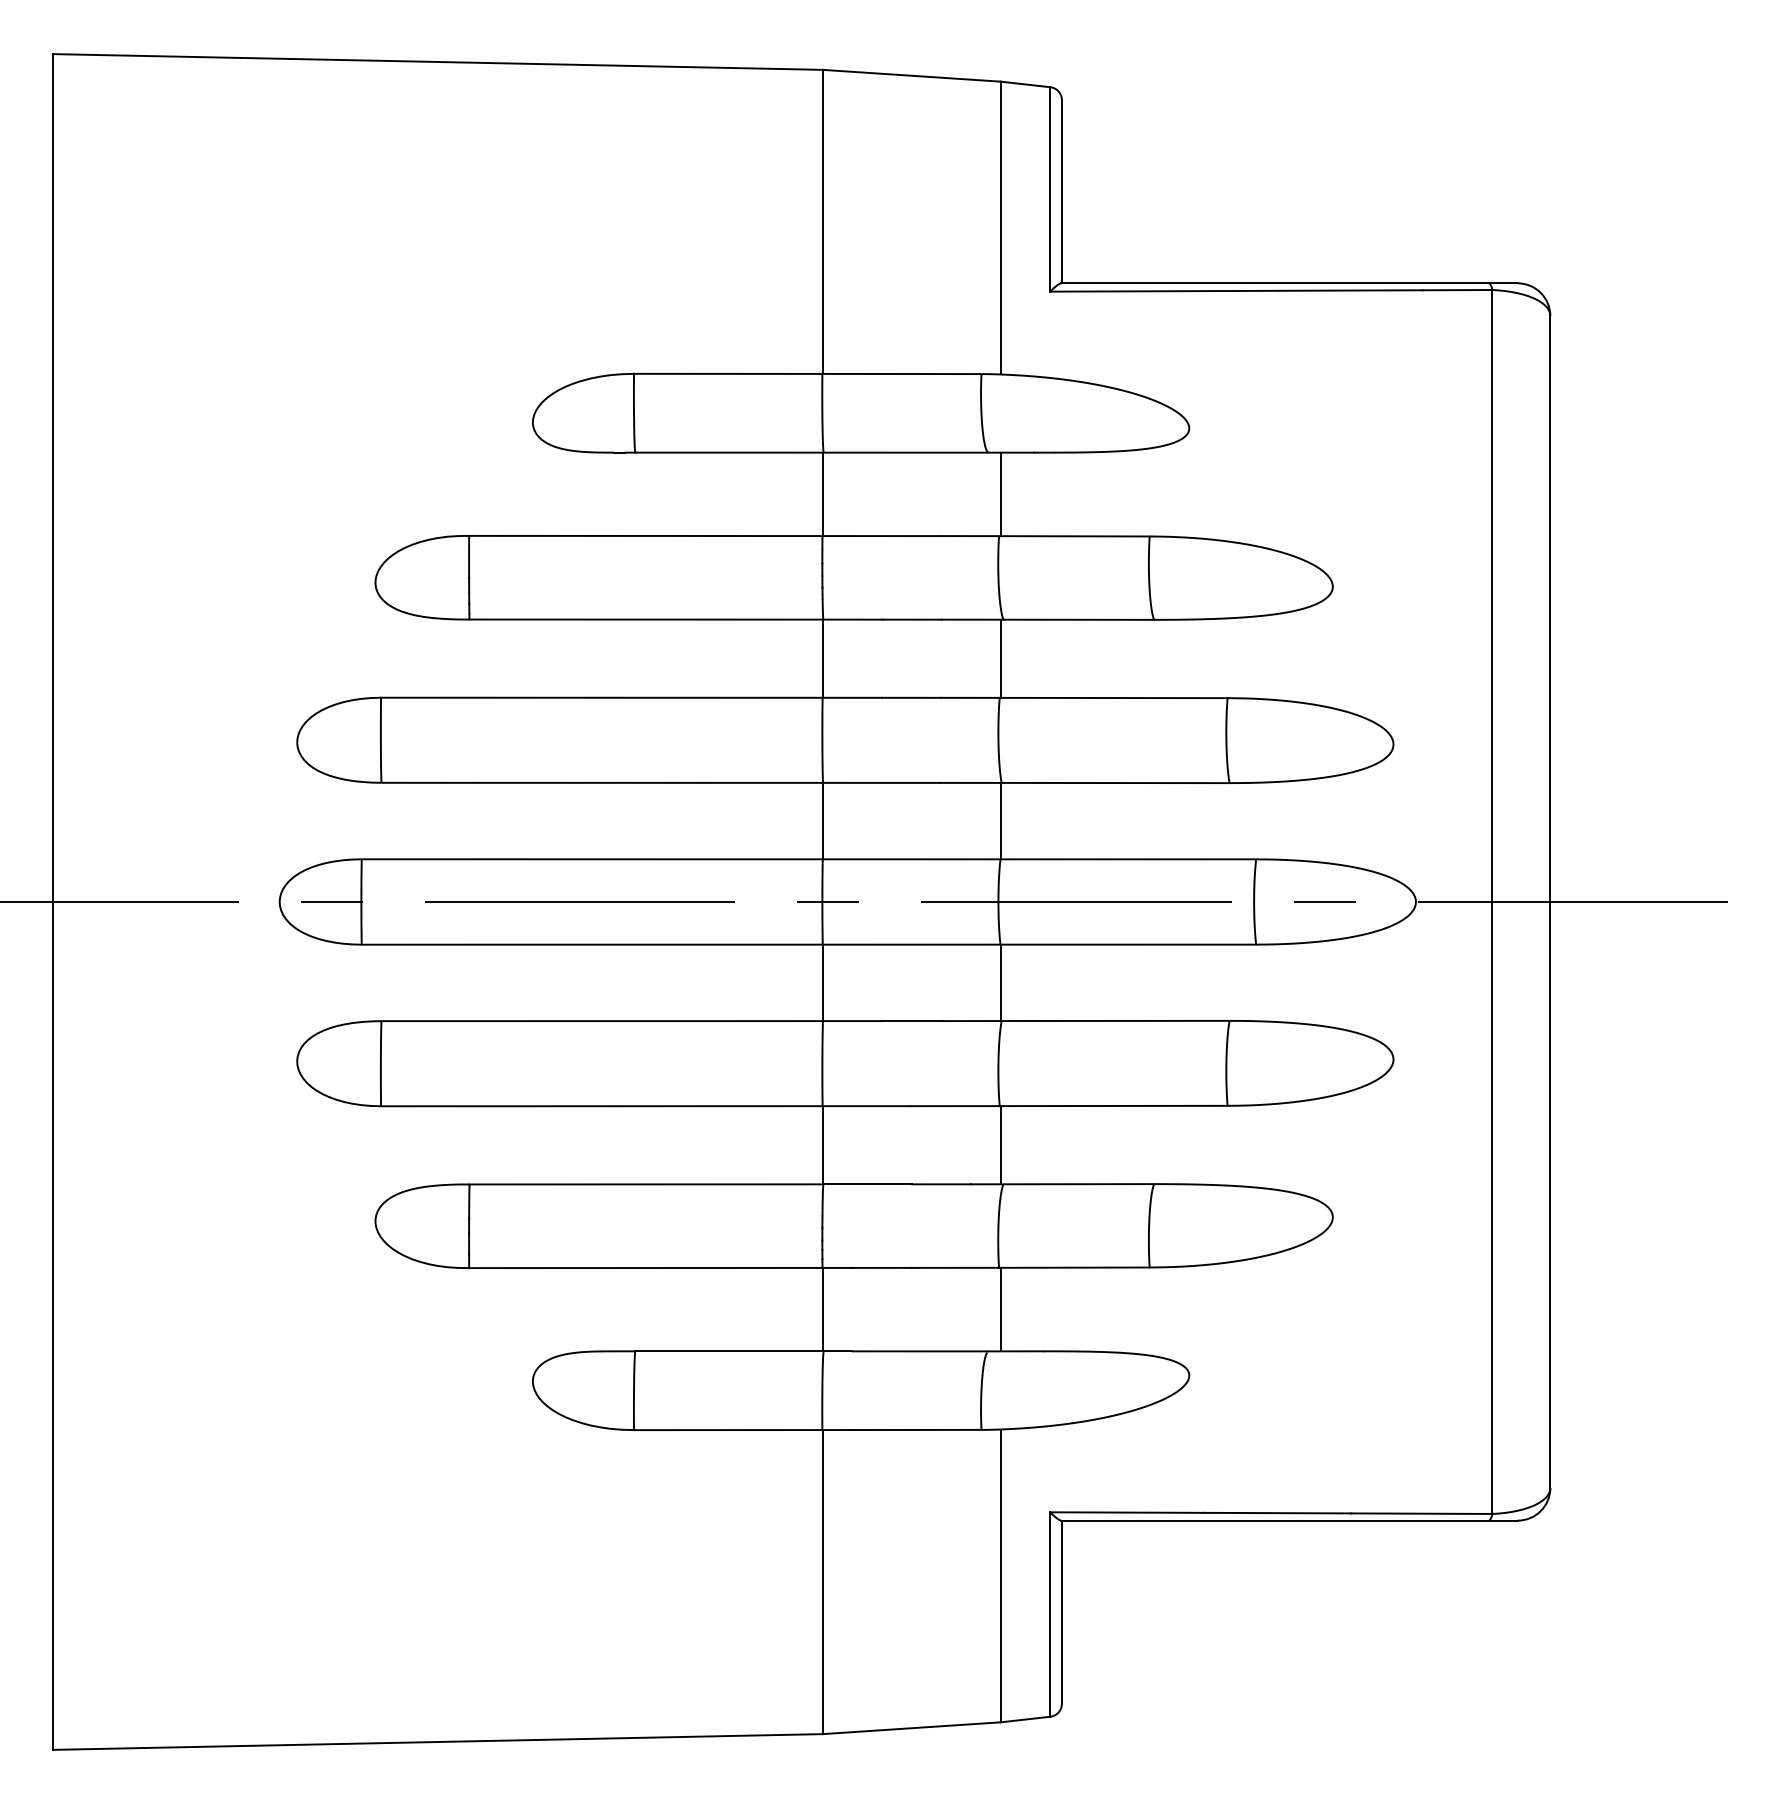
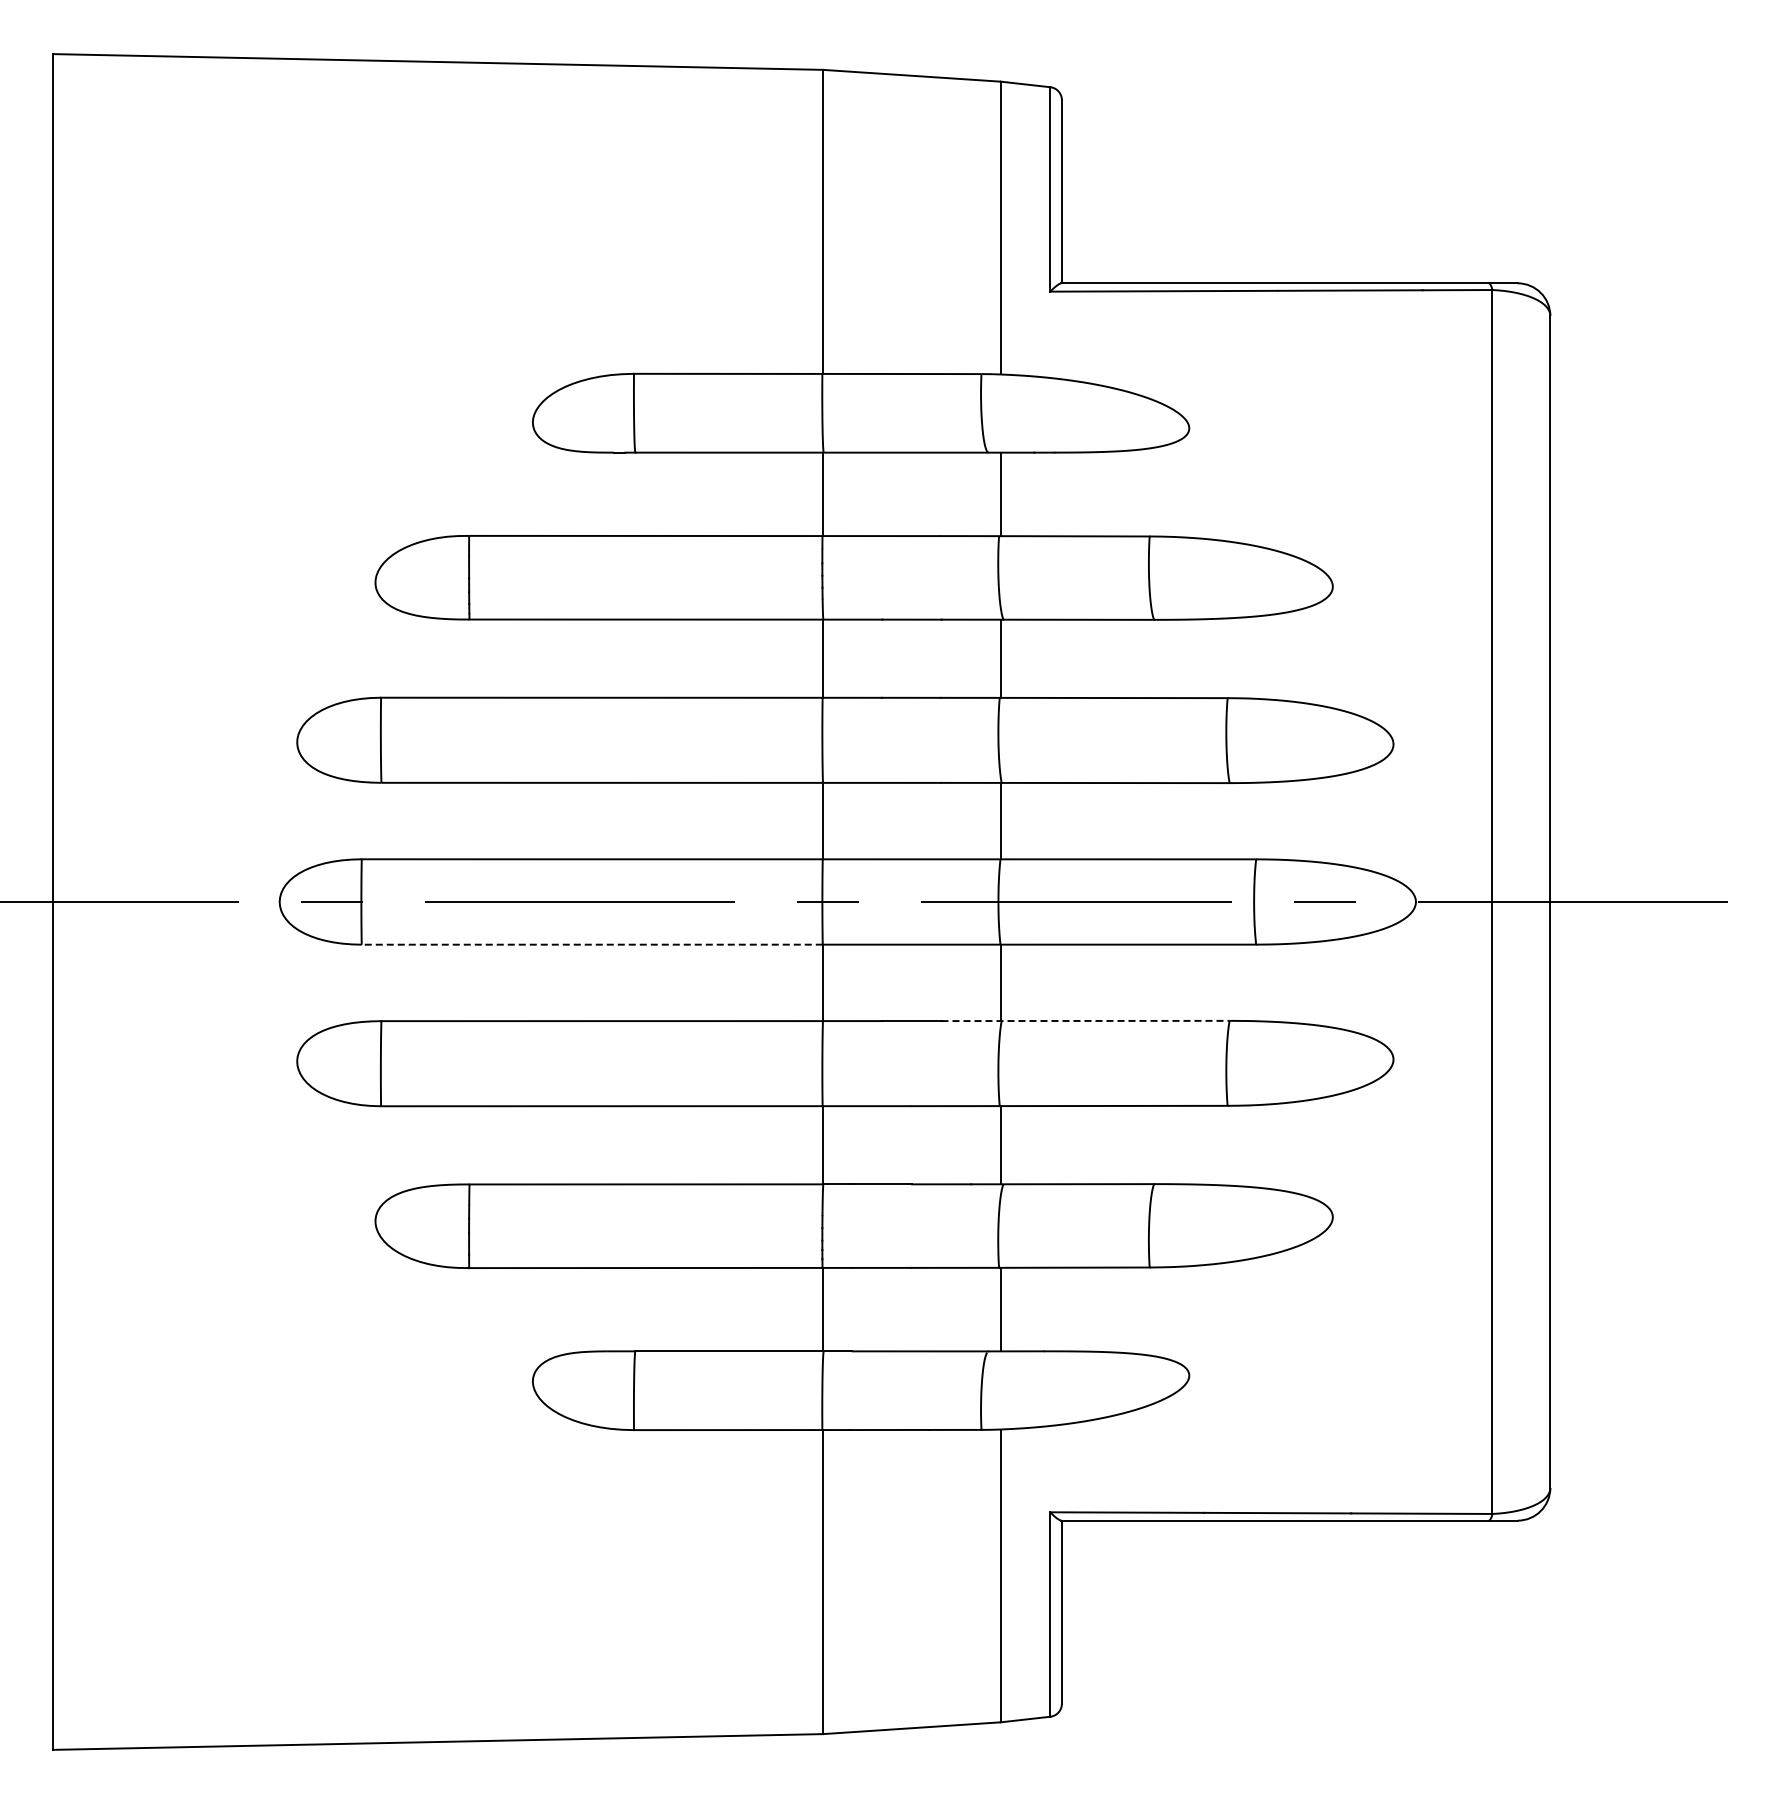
line: solid -> dashed (592, 944)
line: solid -> dashed (1084, 1020)
